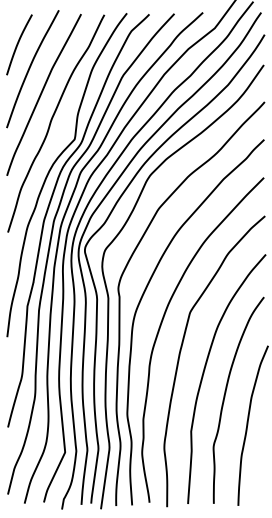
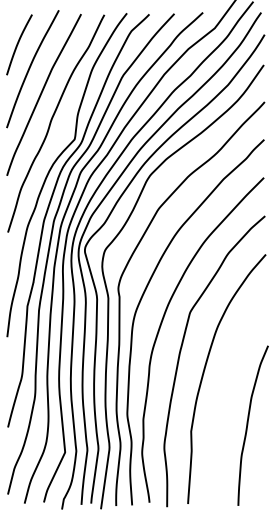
curve: present -> none (225, 397)
